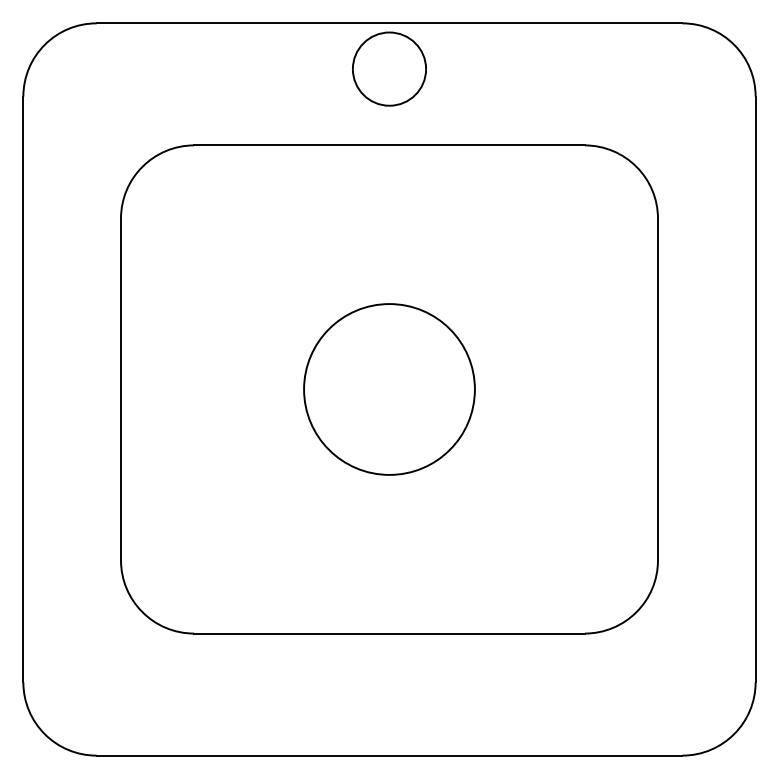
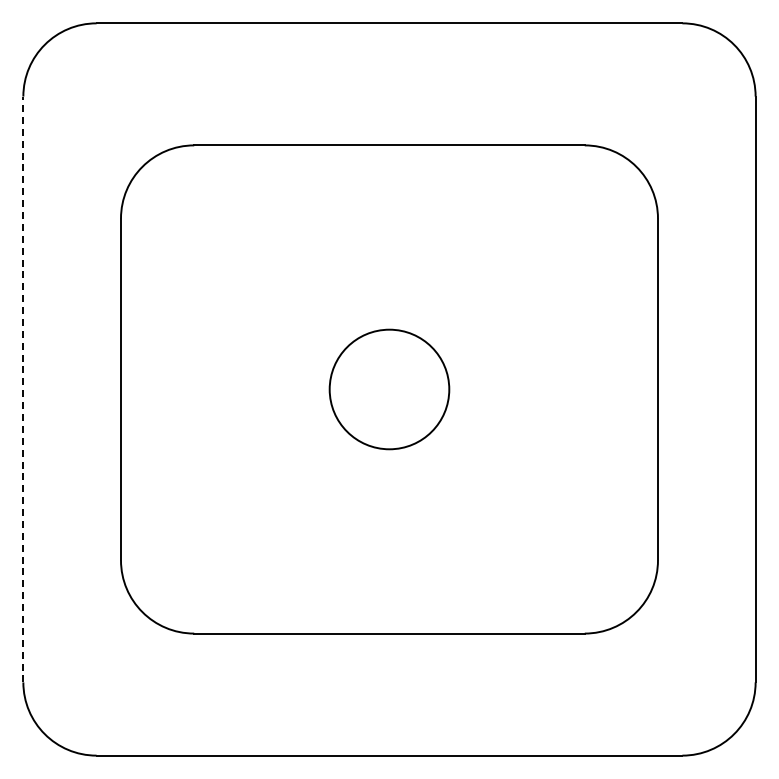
part: present -> none (389, 68)
line: solid -> dashed (23, 389)
circle diameter: 171 px -> 120 px (389, 389)
